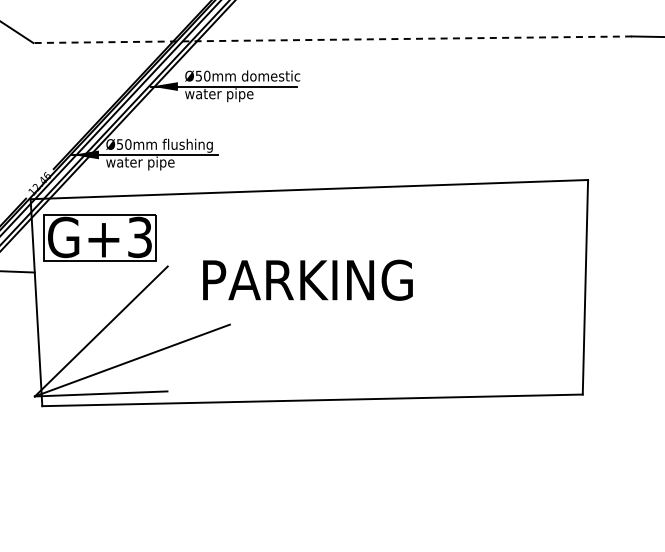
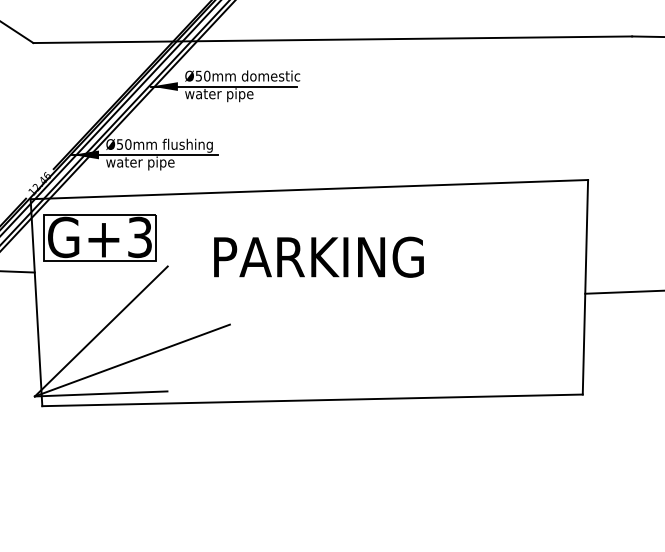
line: dashed -> solid (332, 39)
text position: (307, 279) -> (318, 256) (318, 256)
line: none -> present (623, 291)
